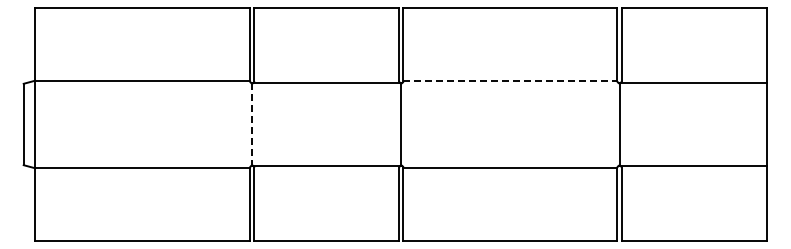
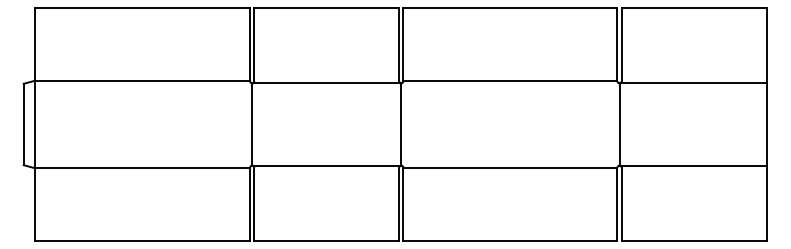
line: dashed -> solid (510, 80)
line: dashed -> solid (252, 124)
